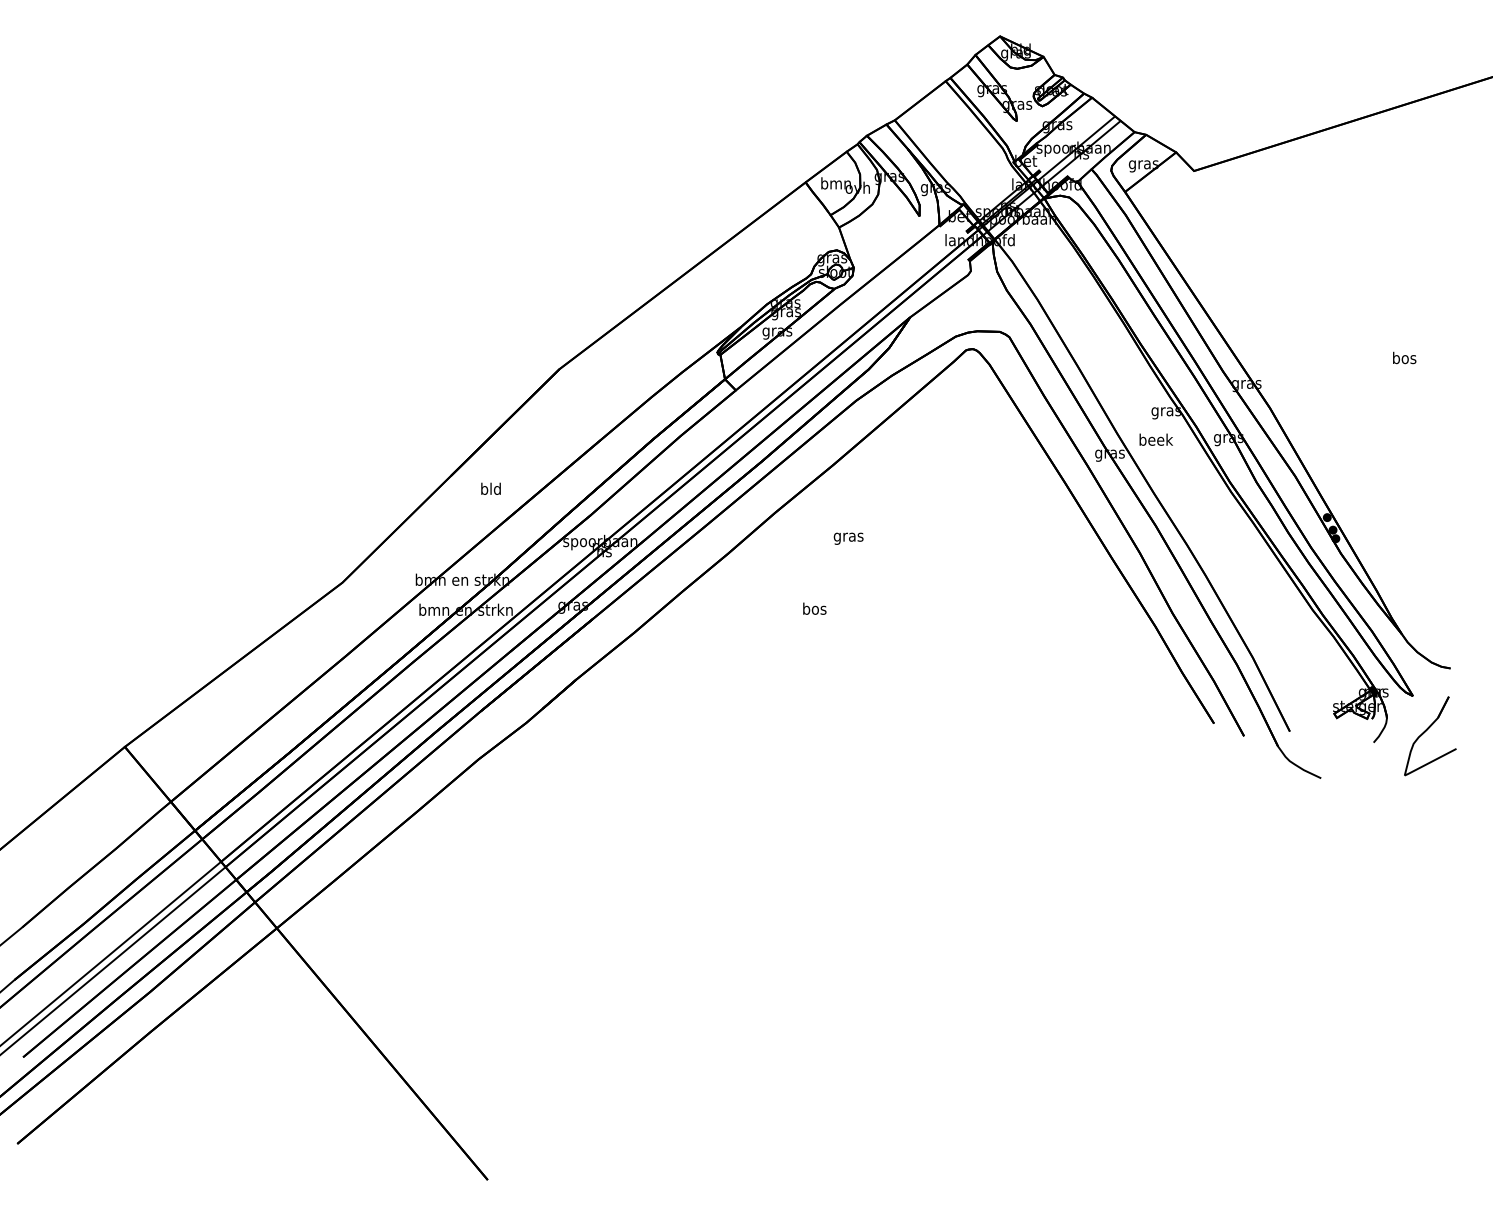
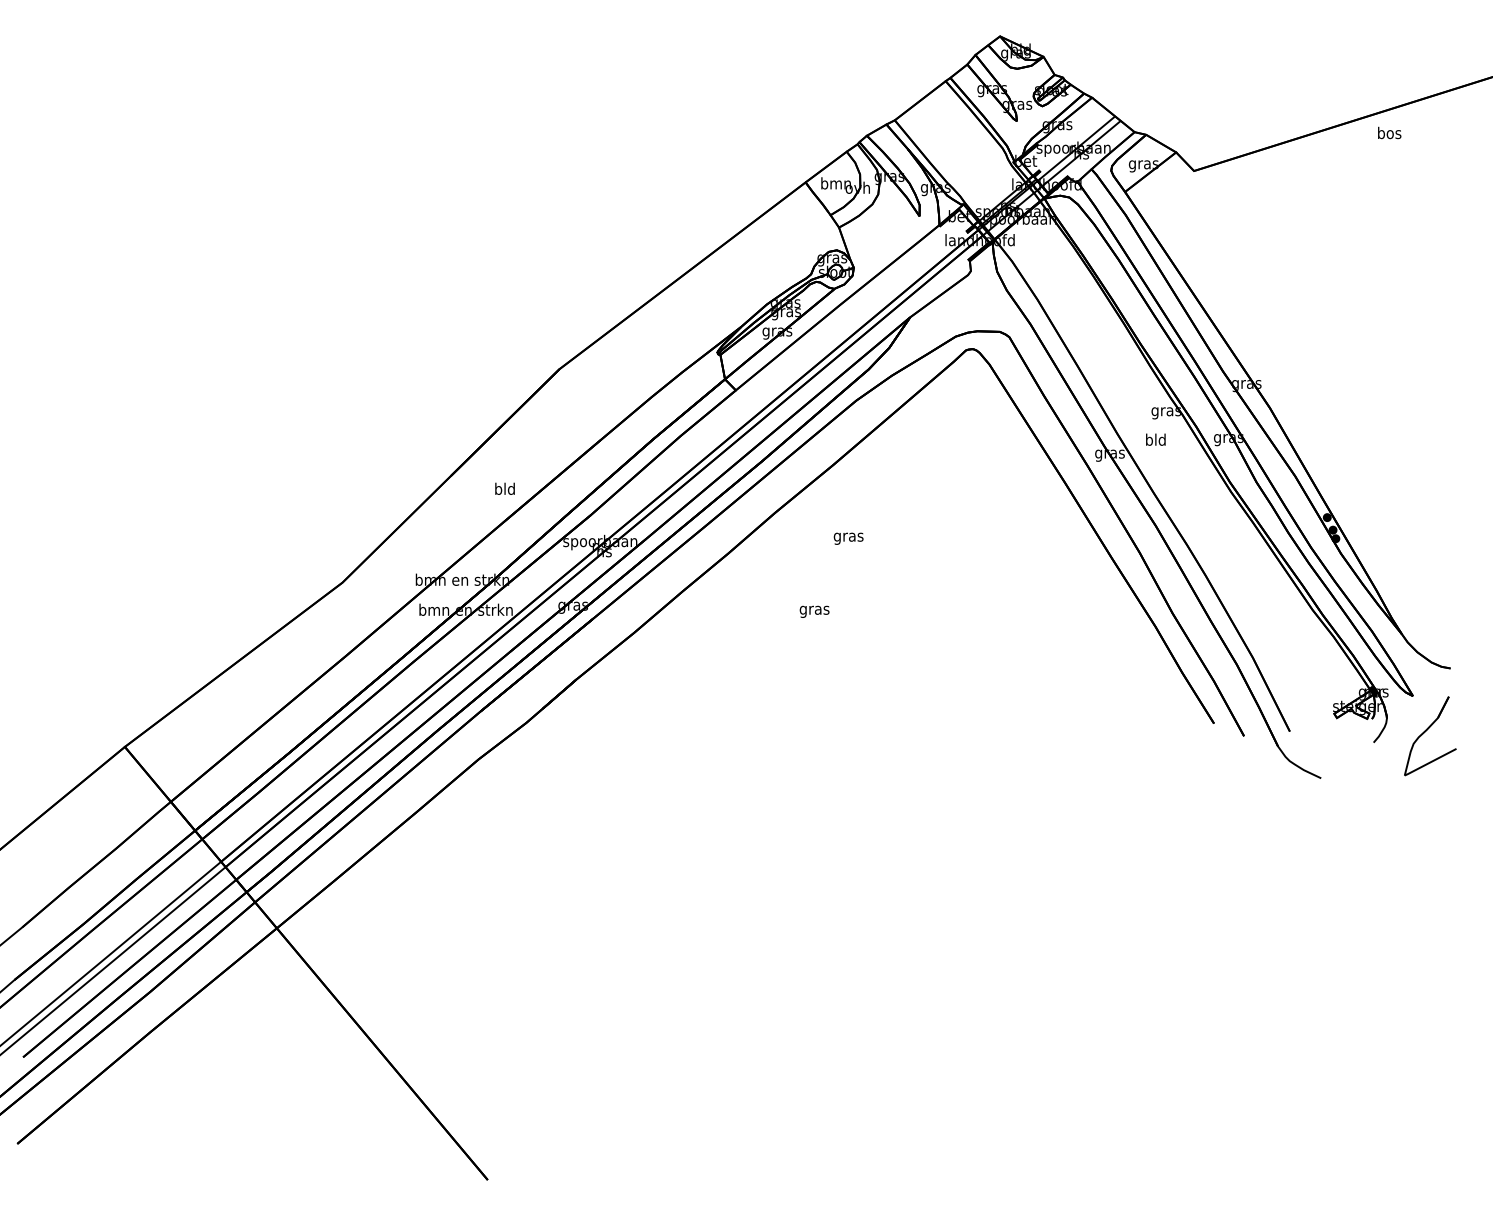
text position: (1404, 357) -> (1389, 132) (1389, 132)
text: beek -> bld (1156, 439)
text position: (490, 488) -> (504, 488) (504, 488)
text: bos -> gras (814, 609)
